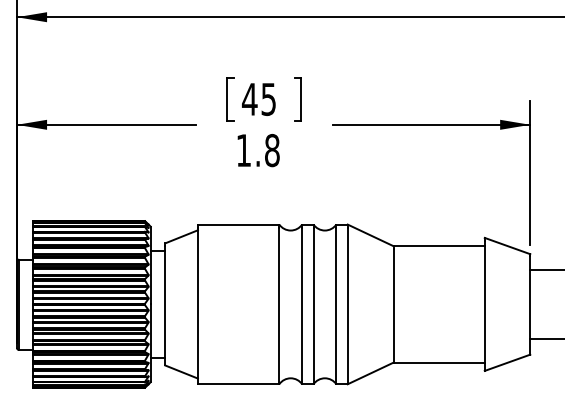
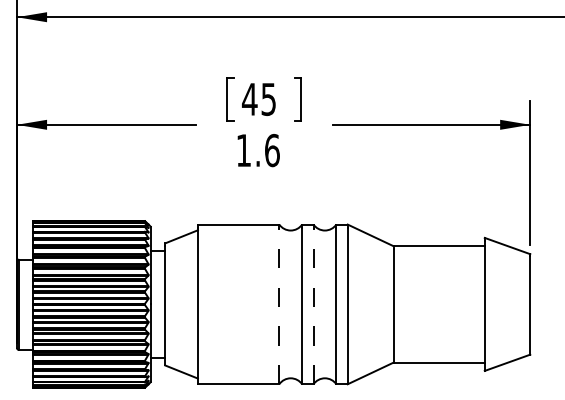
text: 1.8 -> 1.6 (272, 149)
line: present -> none (545, 270)
line: solid -> dashed (279, 305)
line: solid -> dashed (313, 305)
line: present -> none (545, 338)
